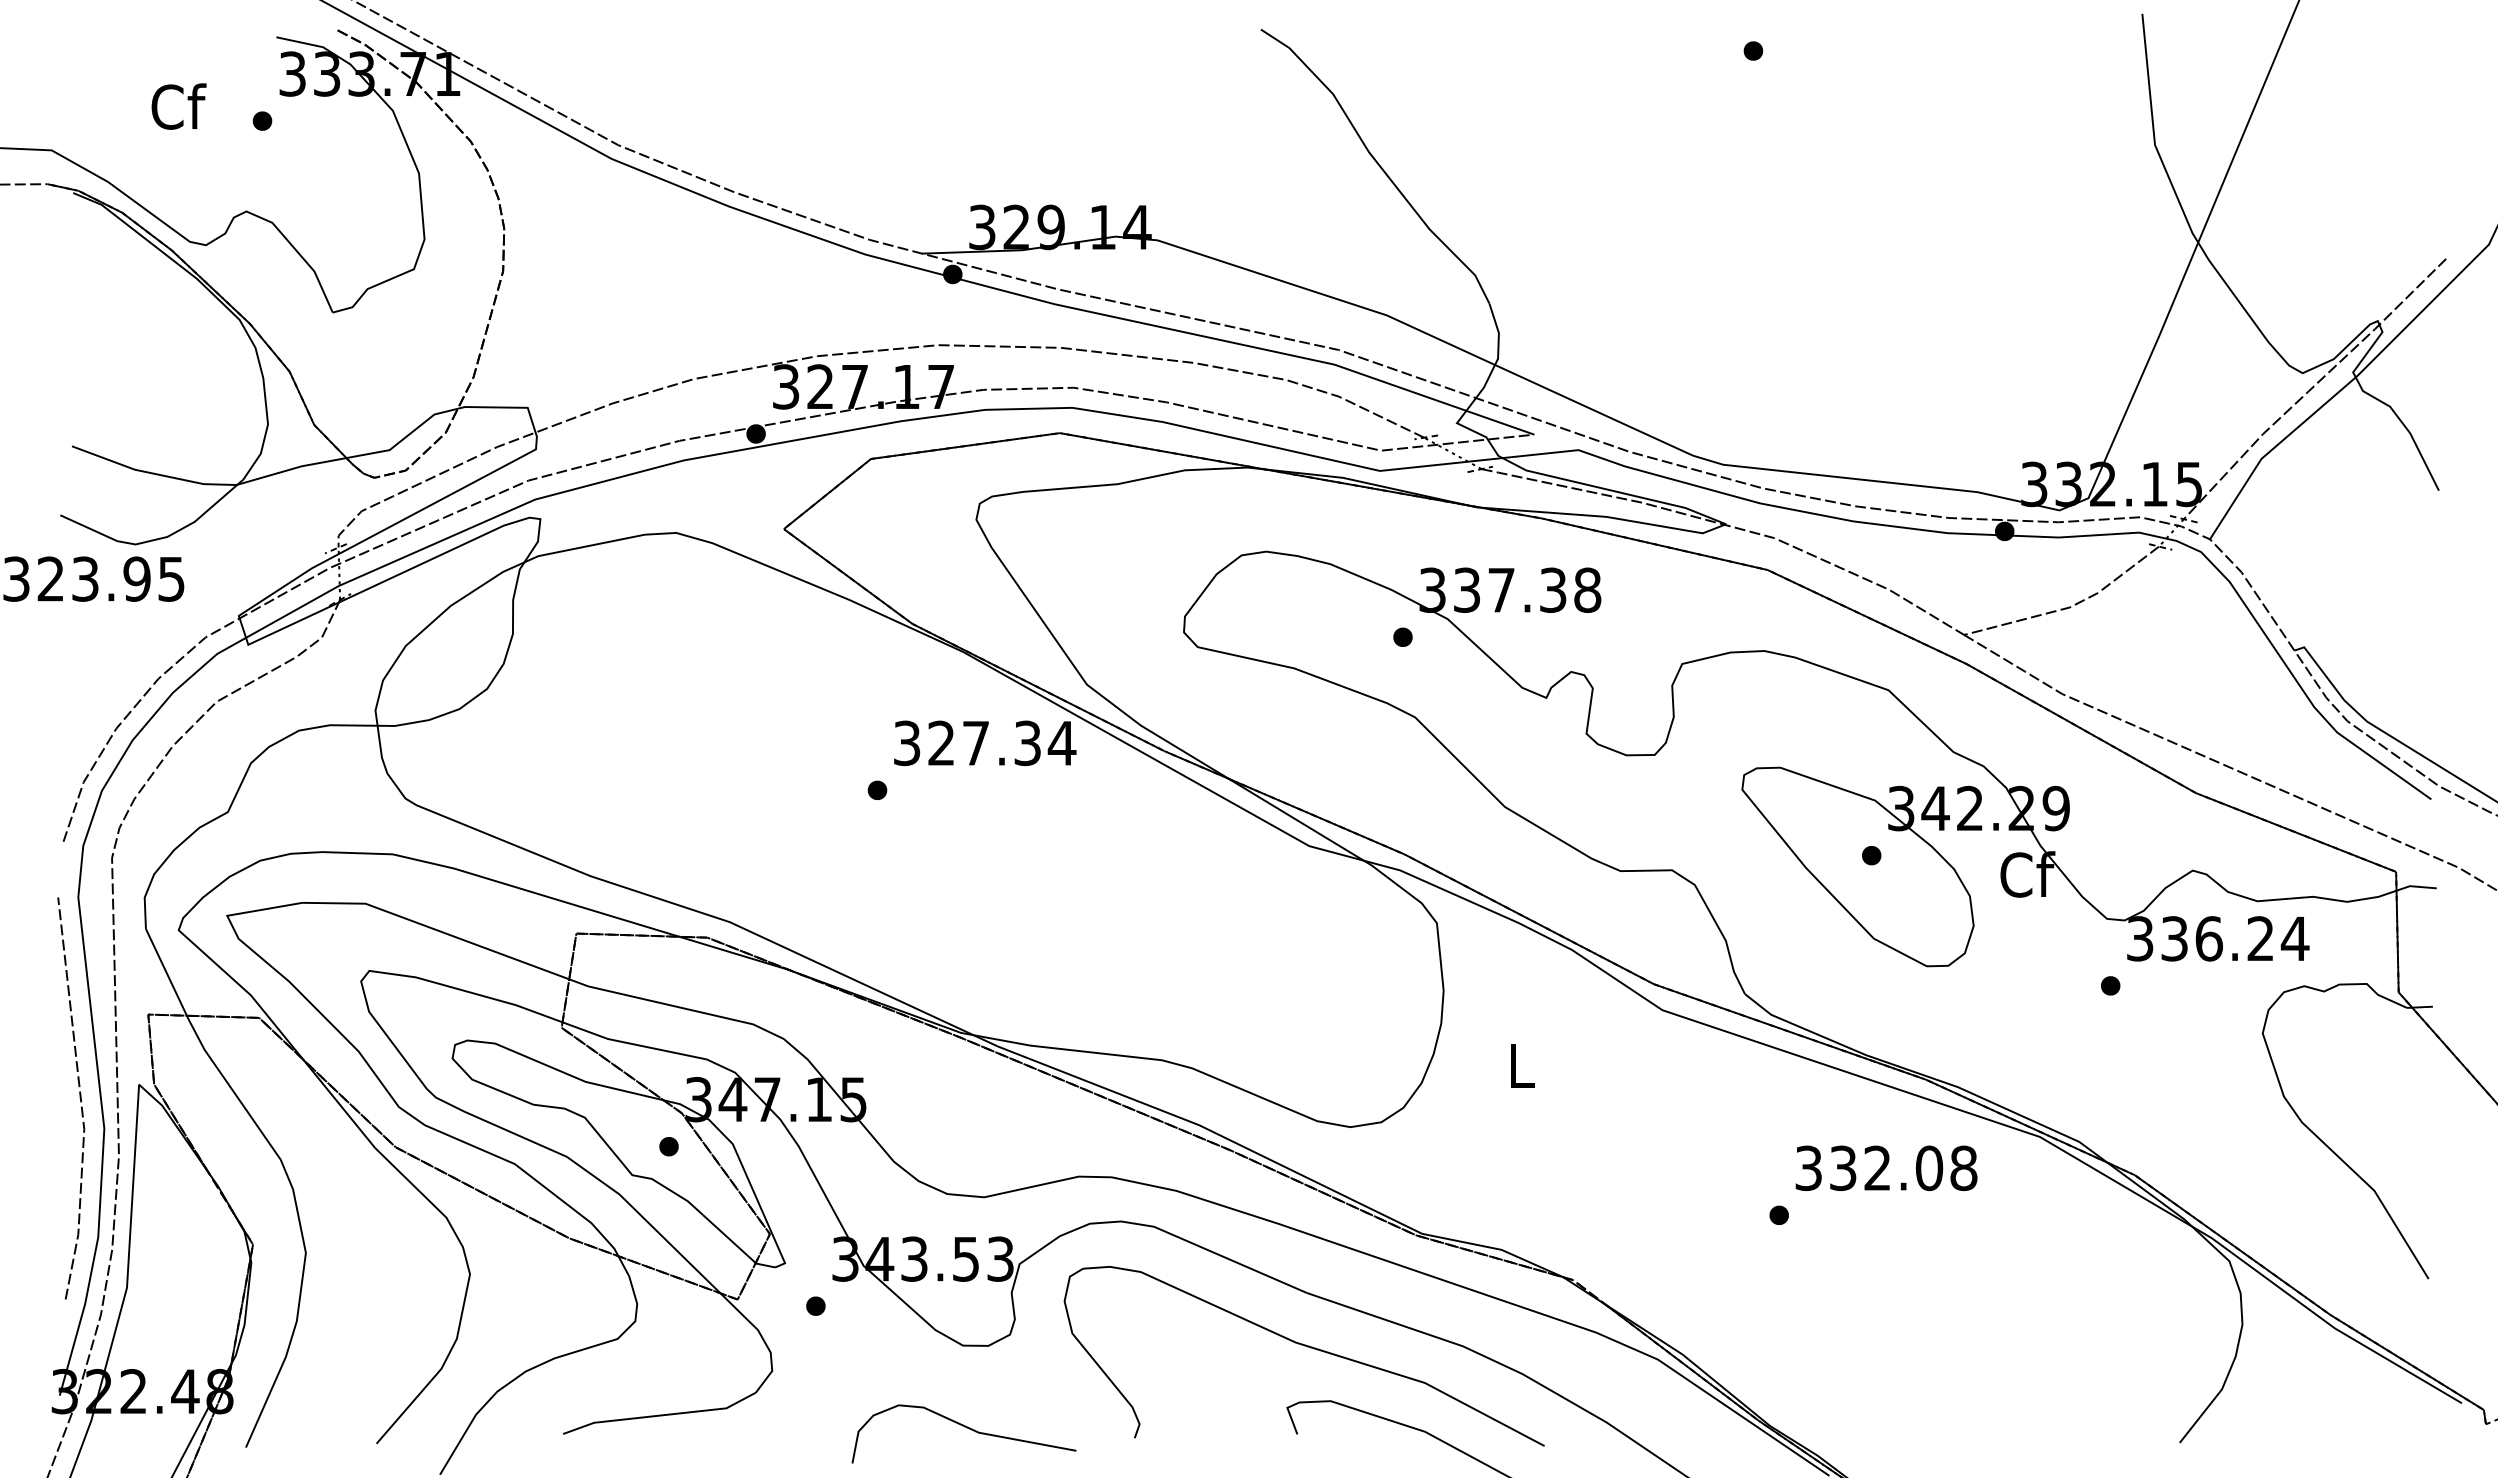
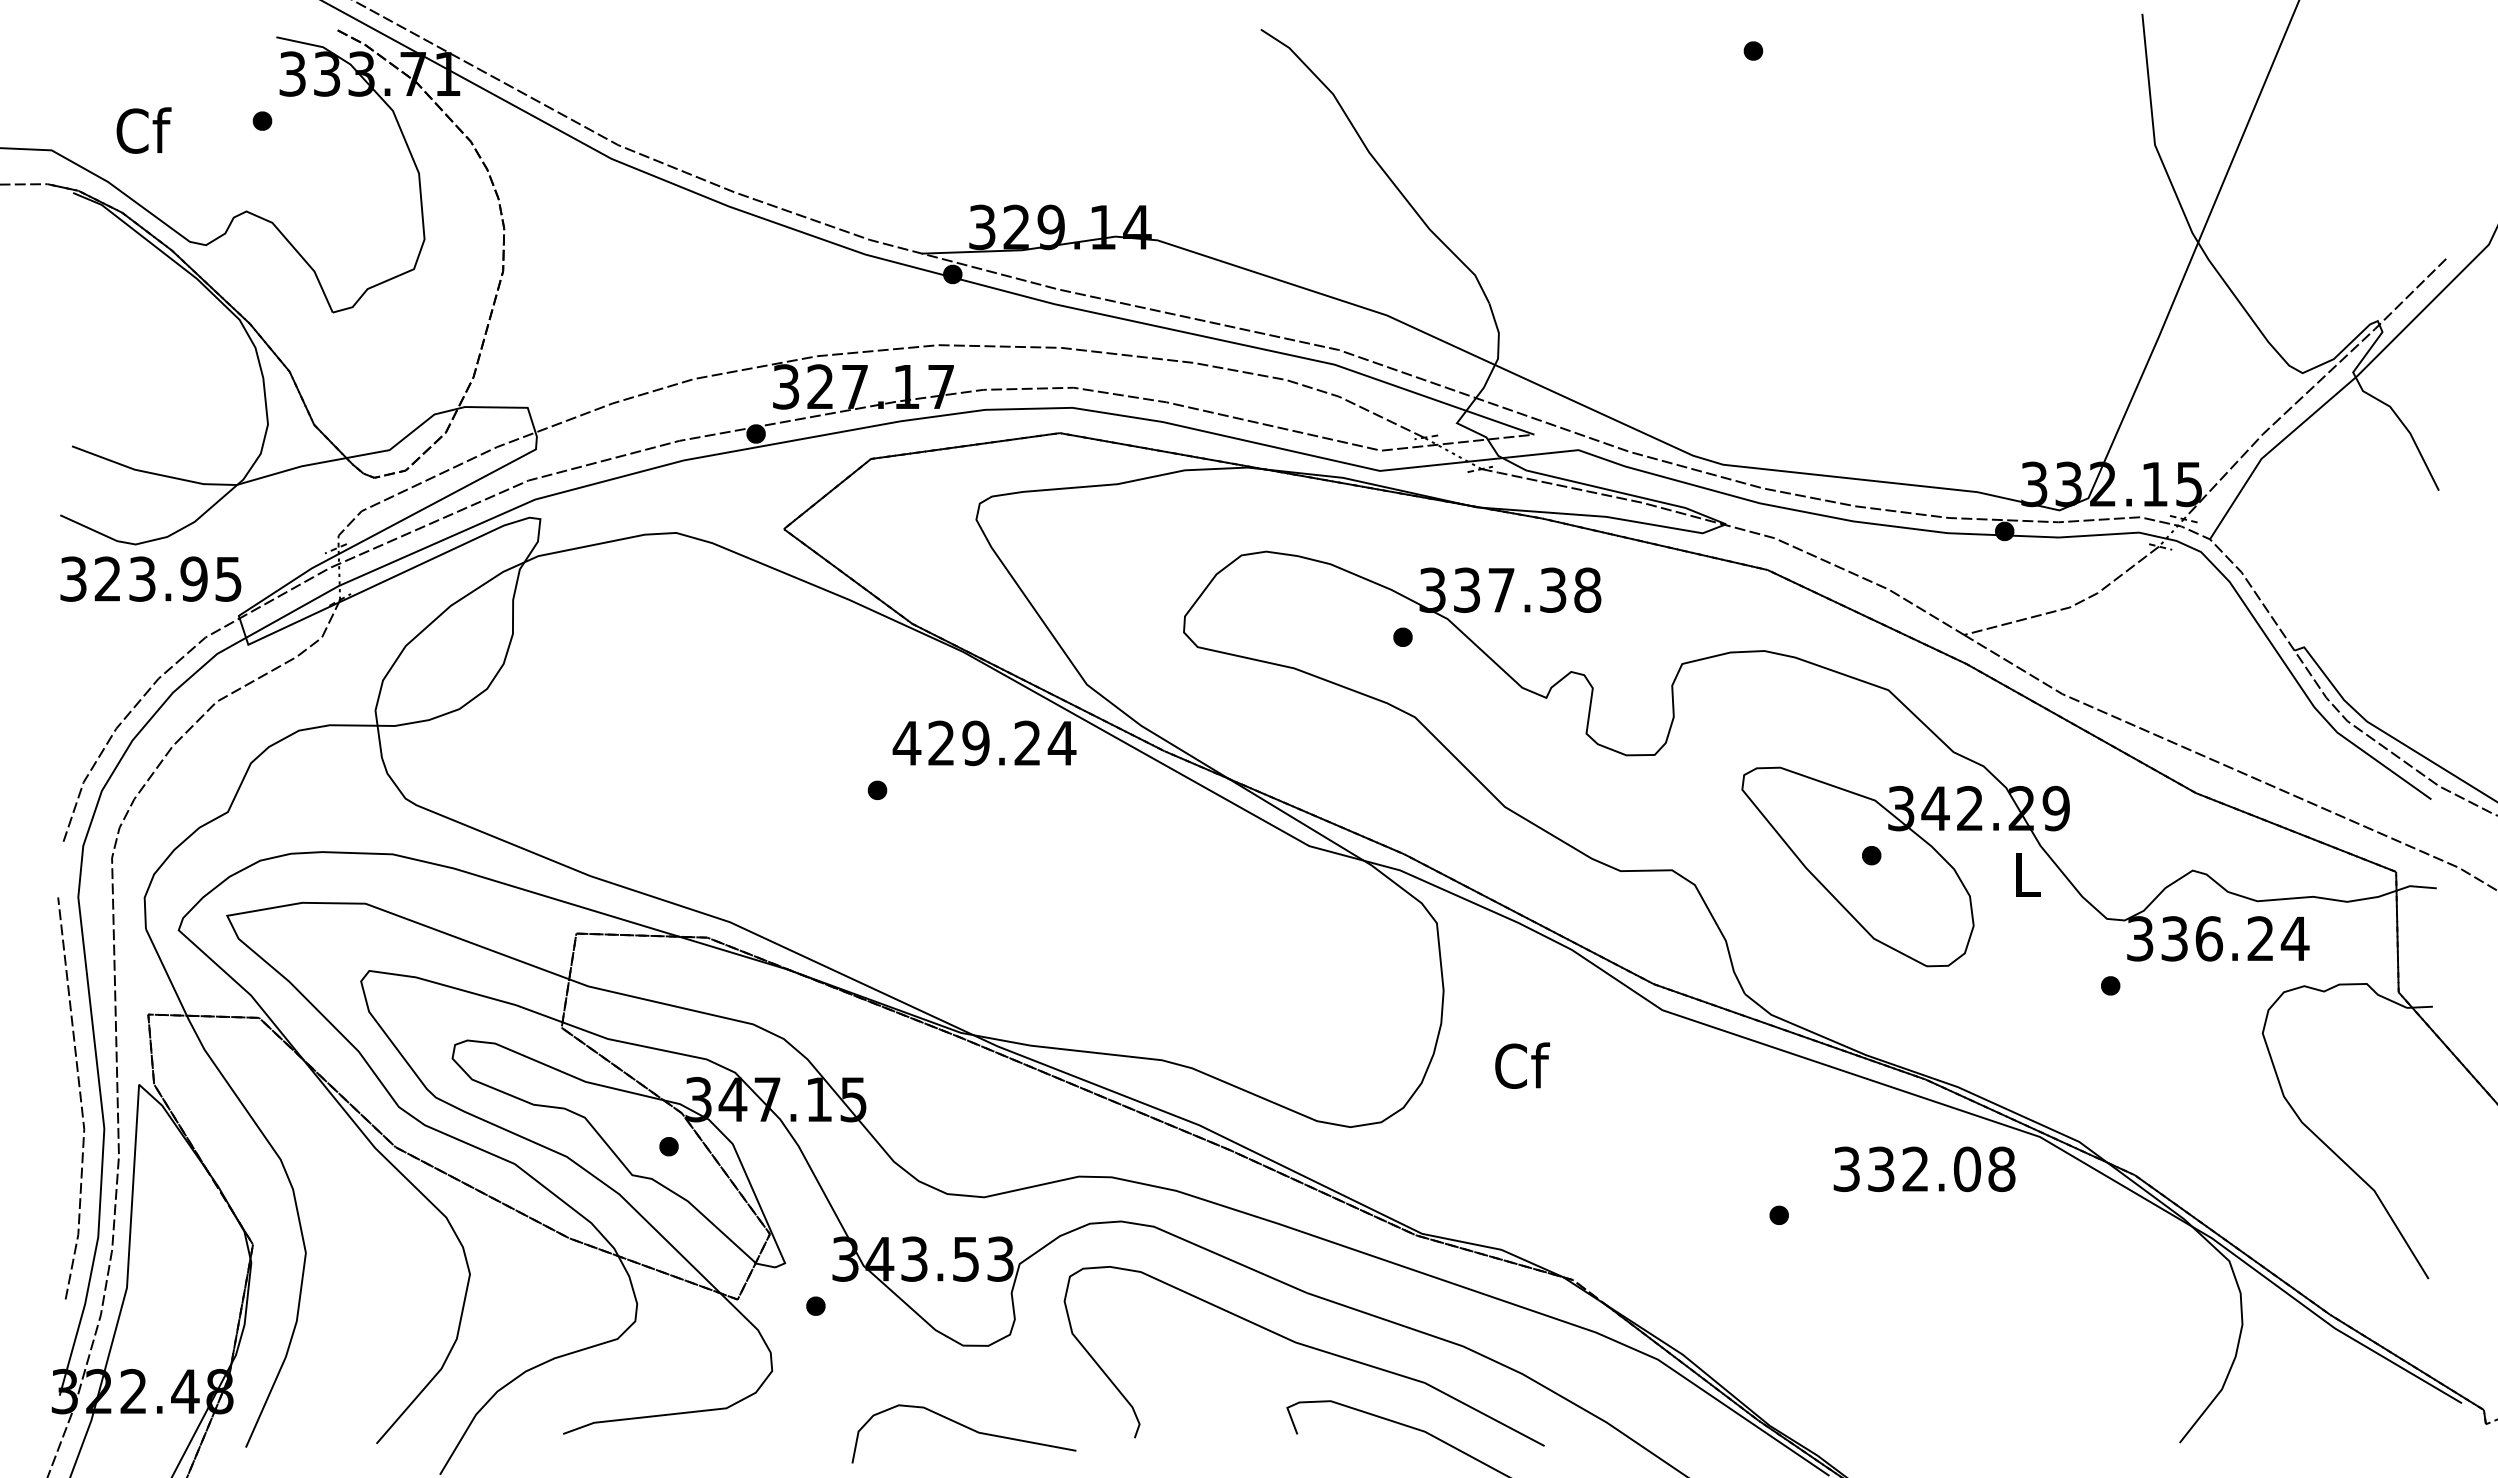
text position: (178, 106) -> (143, 130) (143, 130)
text position: (93, 578) -> (150, 578) (150, 578)
text: 327.34 -> 429.24 (966, 743)
text: Cf -> L (2027, 874)
text: L -> Cf (1522, 1065)
text position: (1886, 1168) -> (1924, 1169) (1924, 1169)
